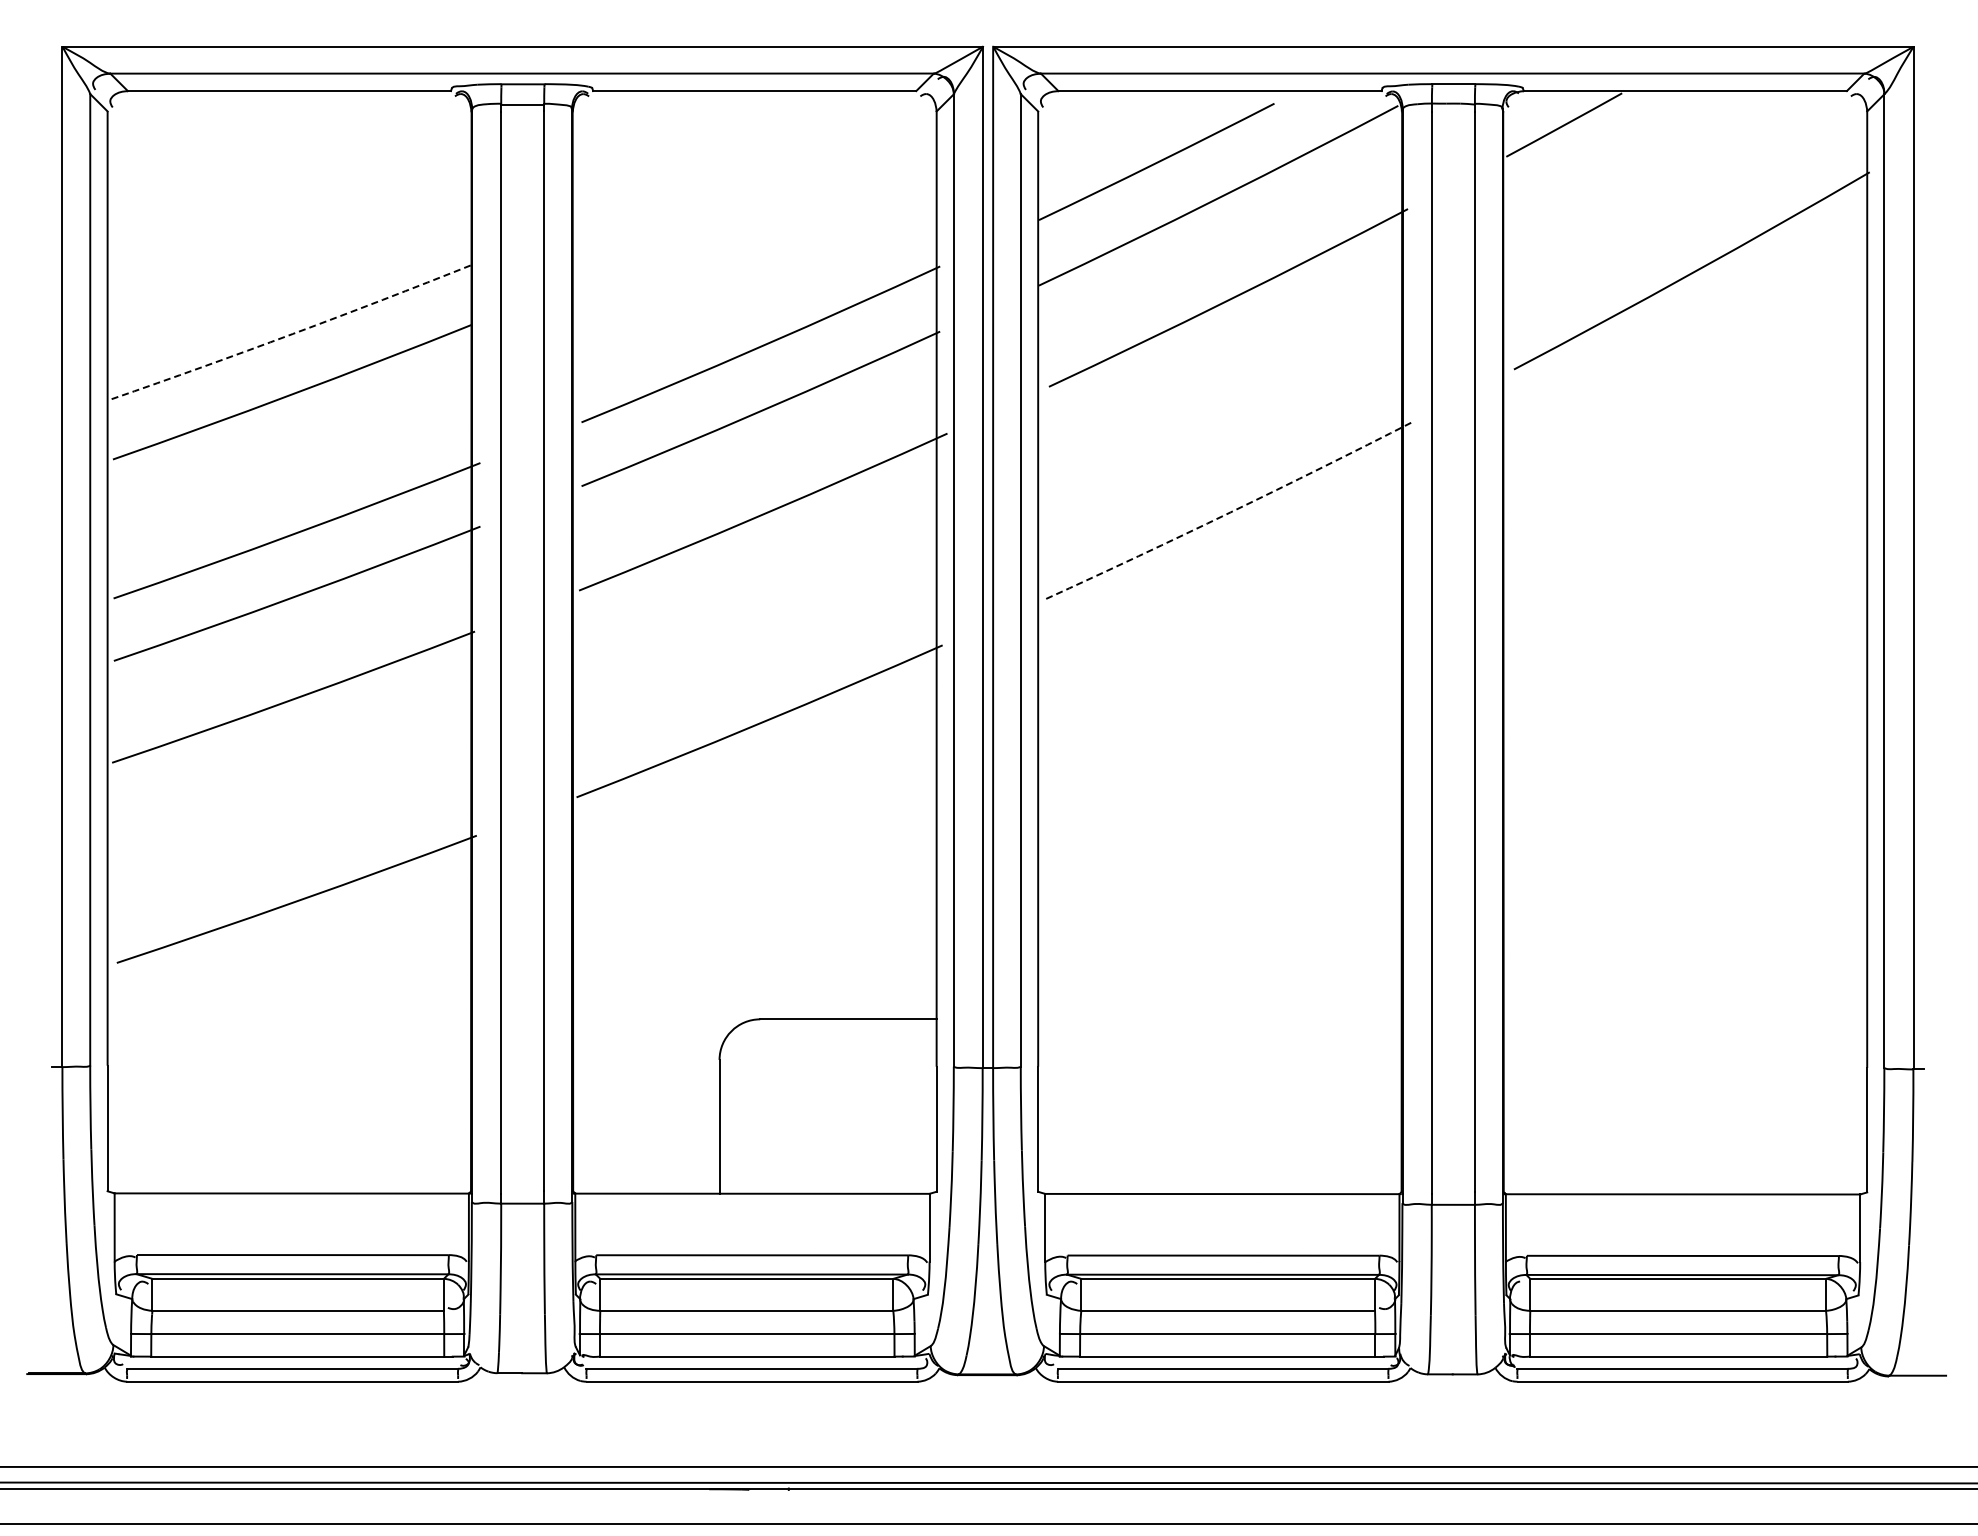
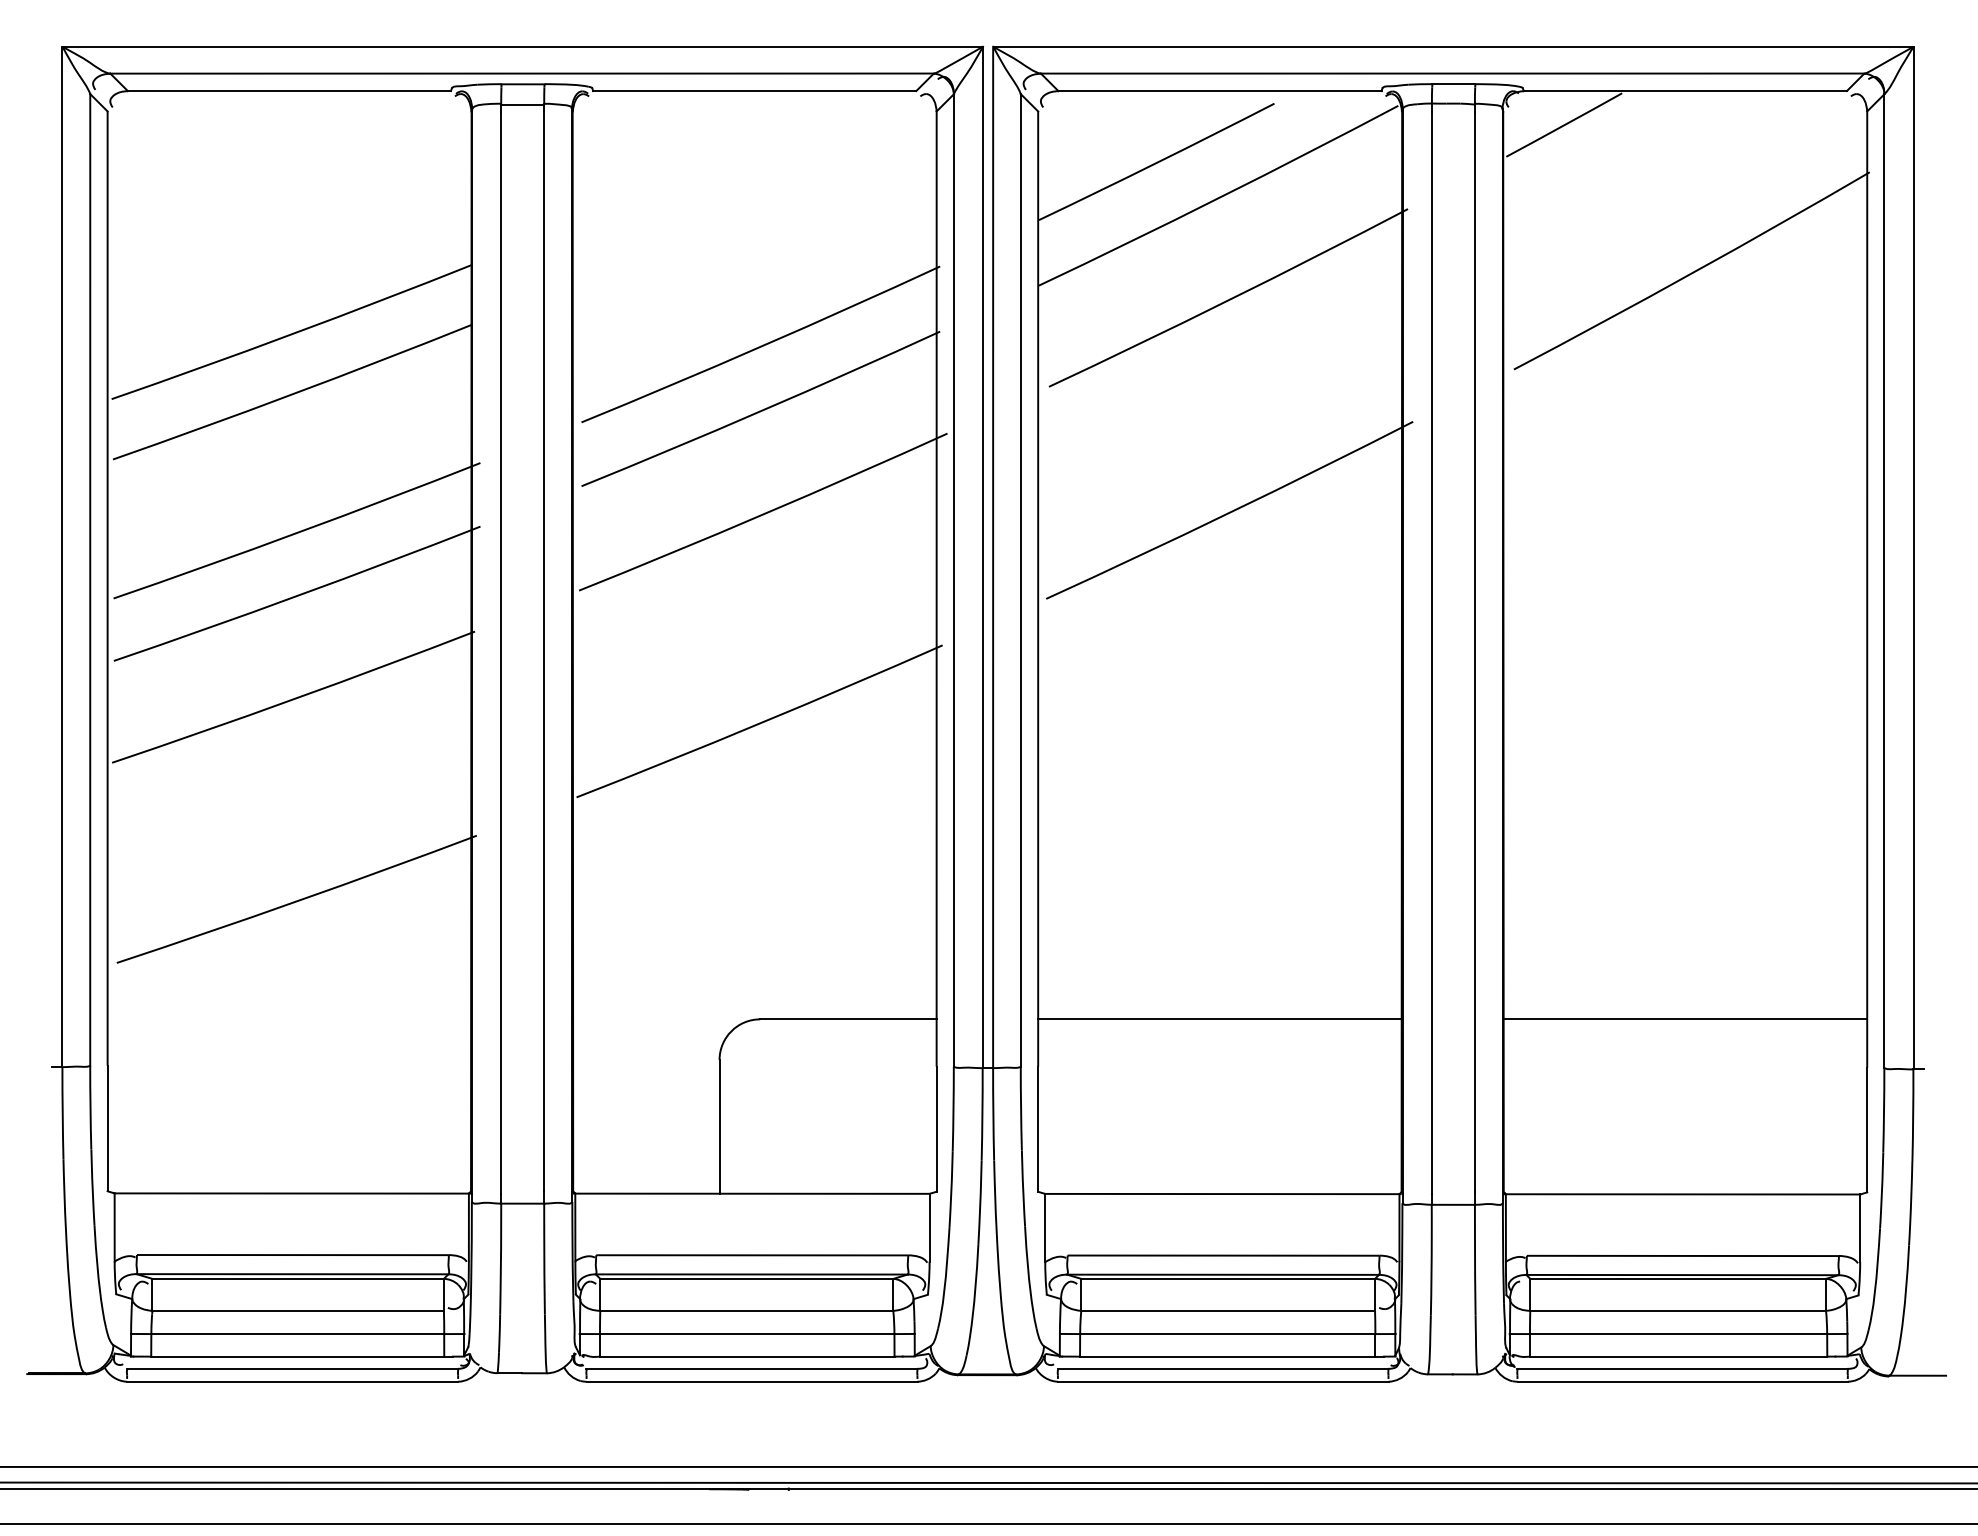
arc: dashed -> solid (292, 333)
arc: dashed -> solid (1230, 512)
line: none -> present (1219, 1019)
line: none -> present (1685, 1019)
